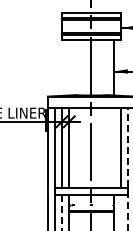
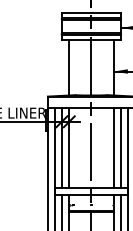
line: none -> present (68, 67)
line: none -> present (113, 147)
line: dashed -> solid (127, 168)
line: none -> present (120, 211)
line: dashed -> solid (61, 213)
